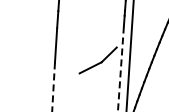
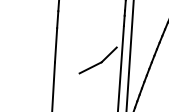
line: dashed -> solid (120, 68)
line: dashed -> solid (53, 87)
